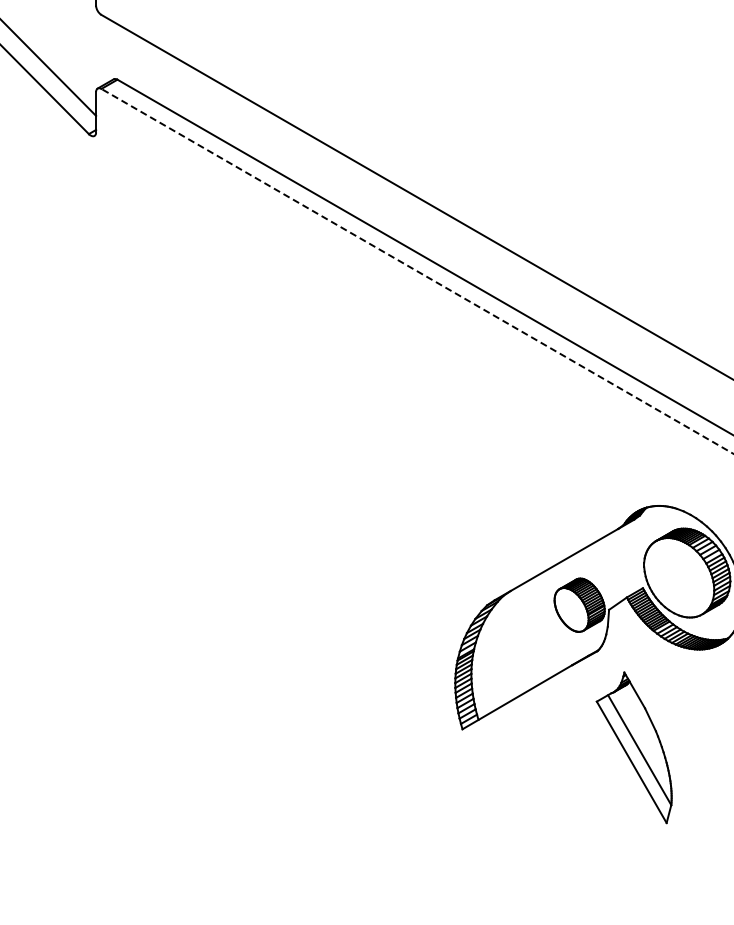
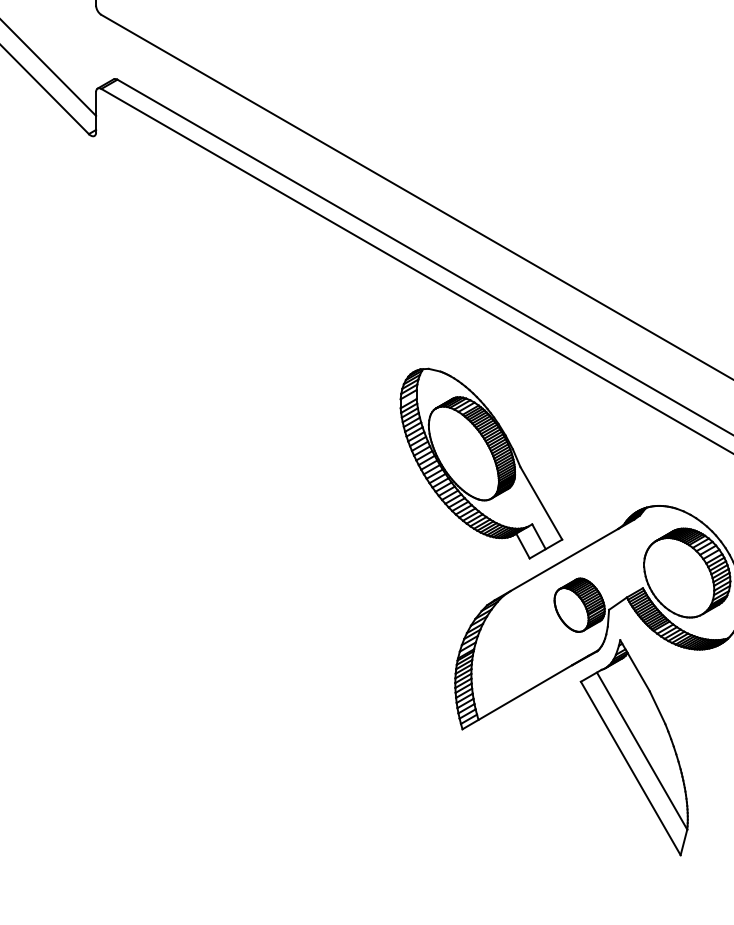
line: dashed -> solid (417, 271)
part: none -> present (481, 463)
part size: 78x154 px -> 110x218 px (633, 747)
